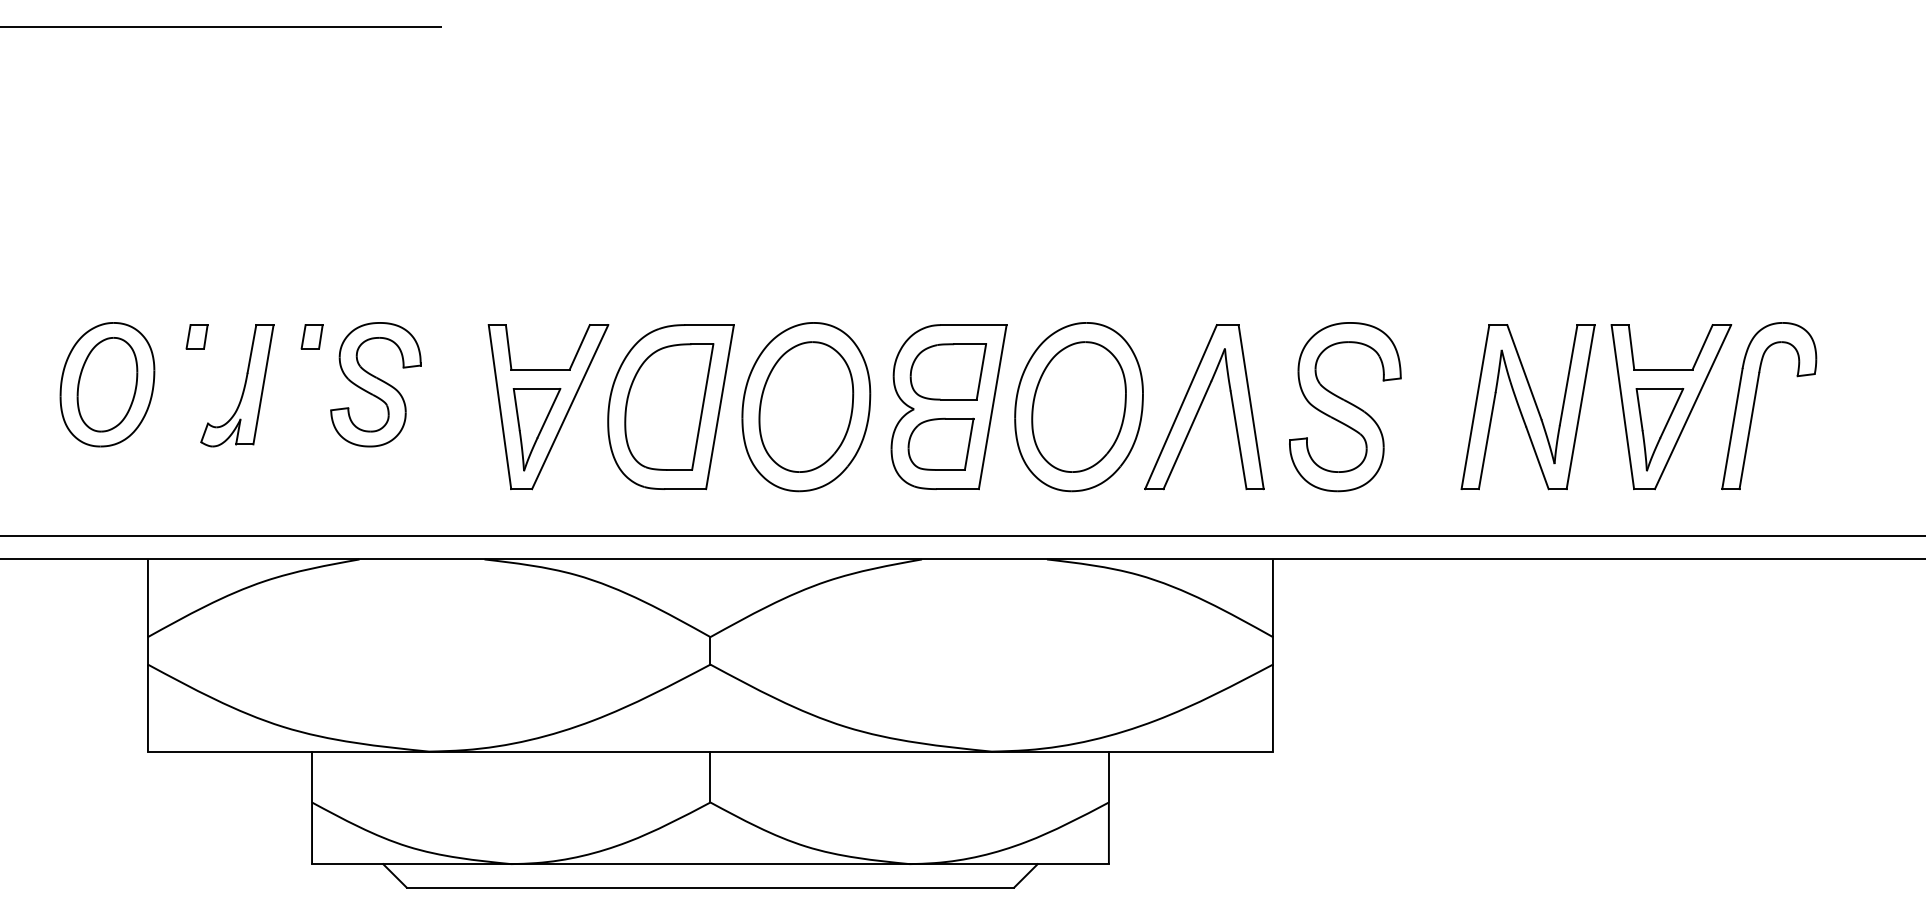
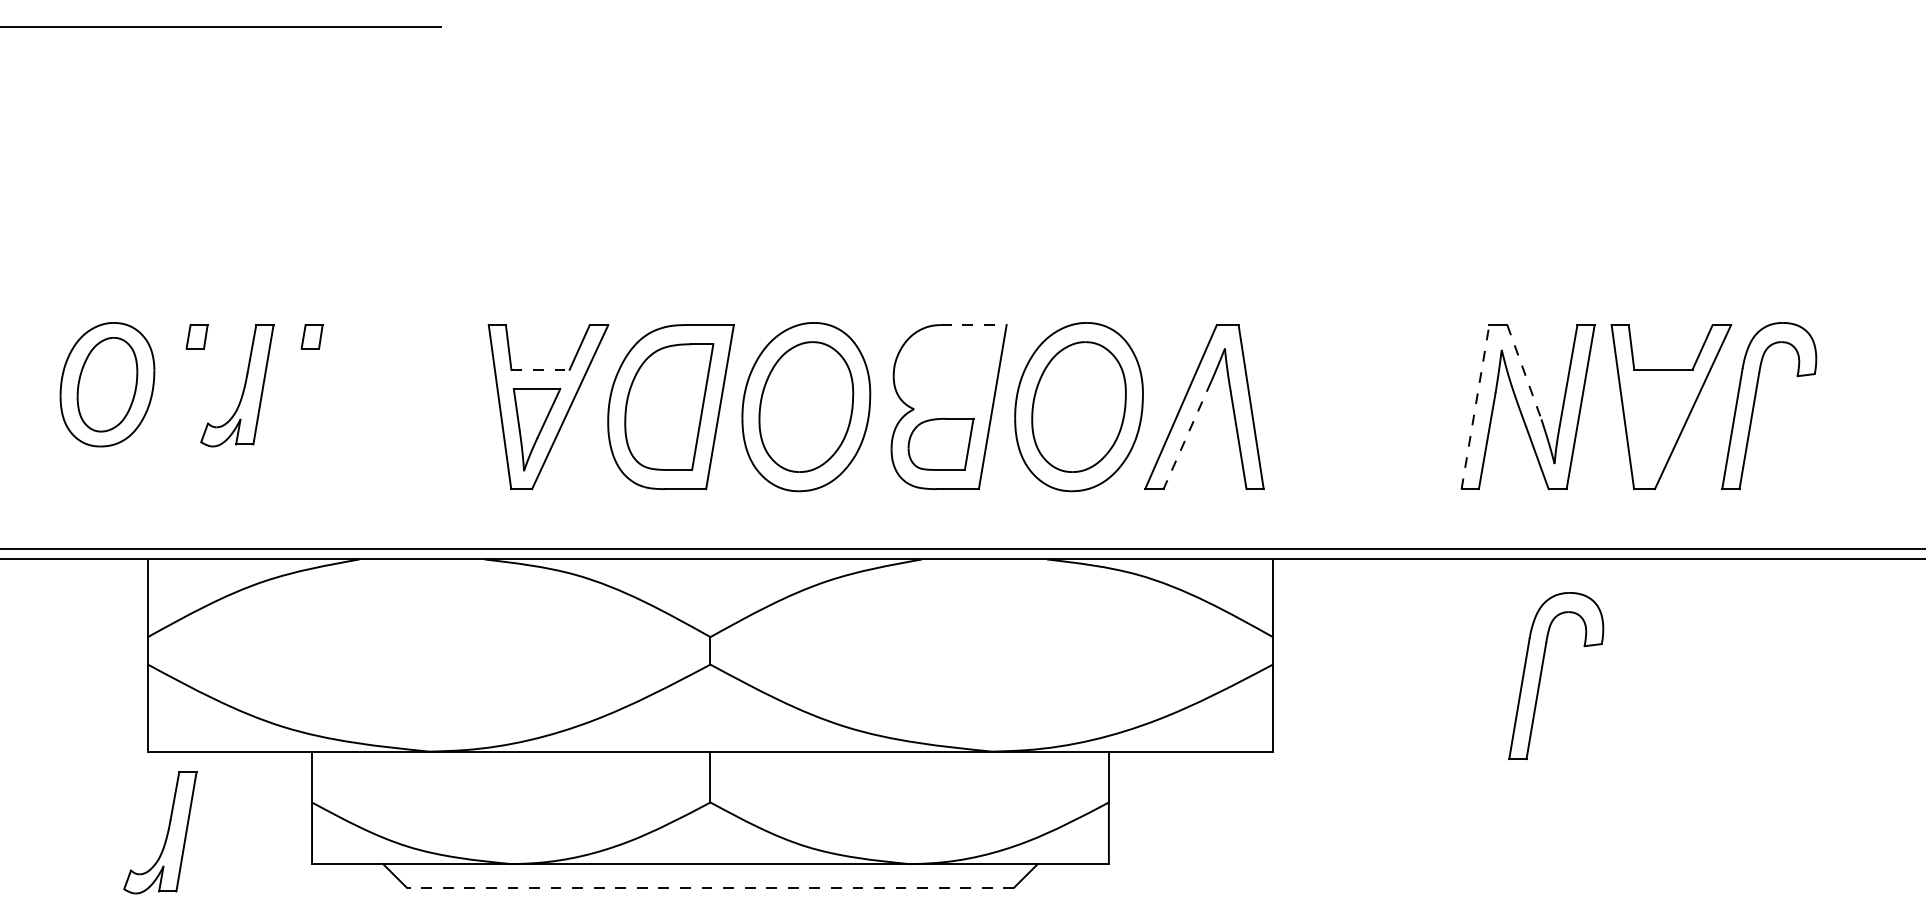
line: solid -> dashed (973, 325)
line: solid -> dashed (541, 369)
part: present -> none (947, 371)
line: solid -> dashed (1524, 372)
part: present -> none (375, 384)
line: solid -> dashed (1475, 406)
part: present -> none (1345, 407)
part: present -> none (1659, 429)
line: solid -> dashed (1187, 435)
line position: (962, 536) -> (962, 549) (962, 549)
part: none -> present (1542, 672)
part: none -> present (166, 833)
line: solid -> dashed (710, 887)
